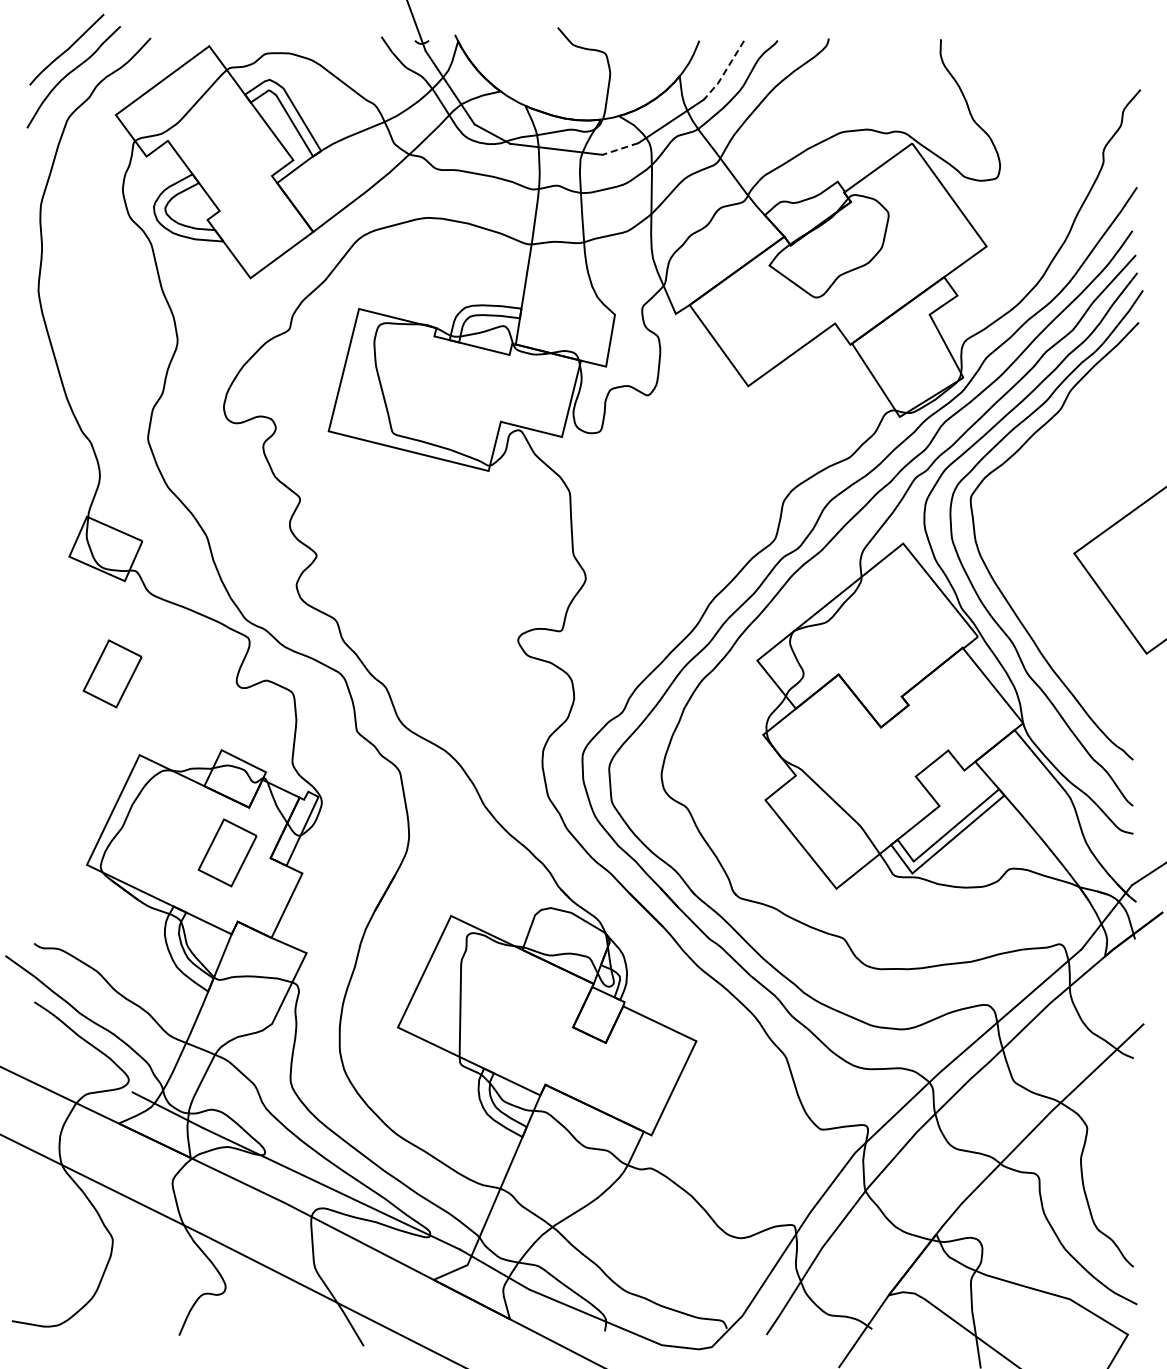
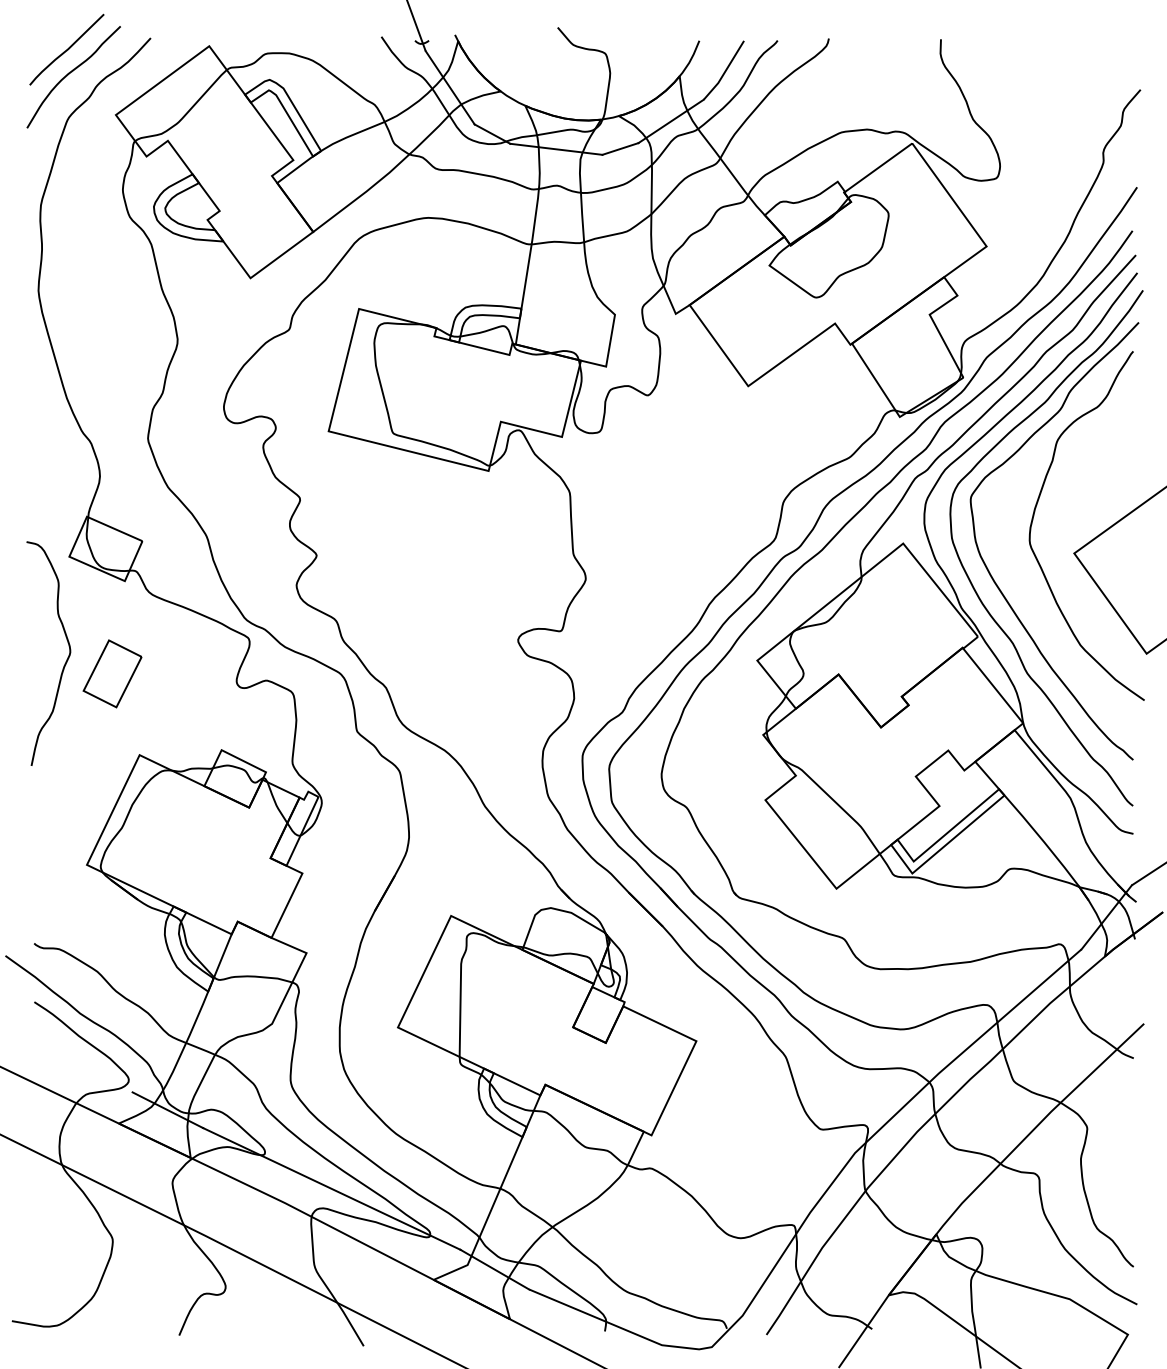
line: dashed -> solid (724, 72)
line: dashed -> solid (620, 148)
curve: none -> present (1034, 516)
curve: none -> present (65, 661)
part: present -> none (227, 852)
